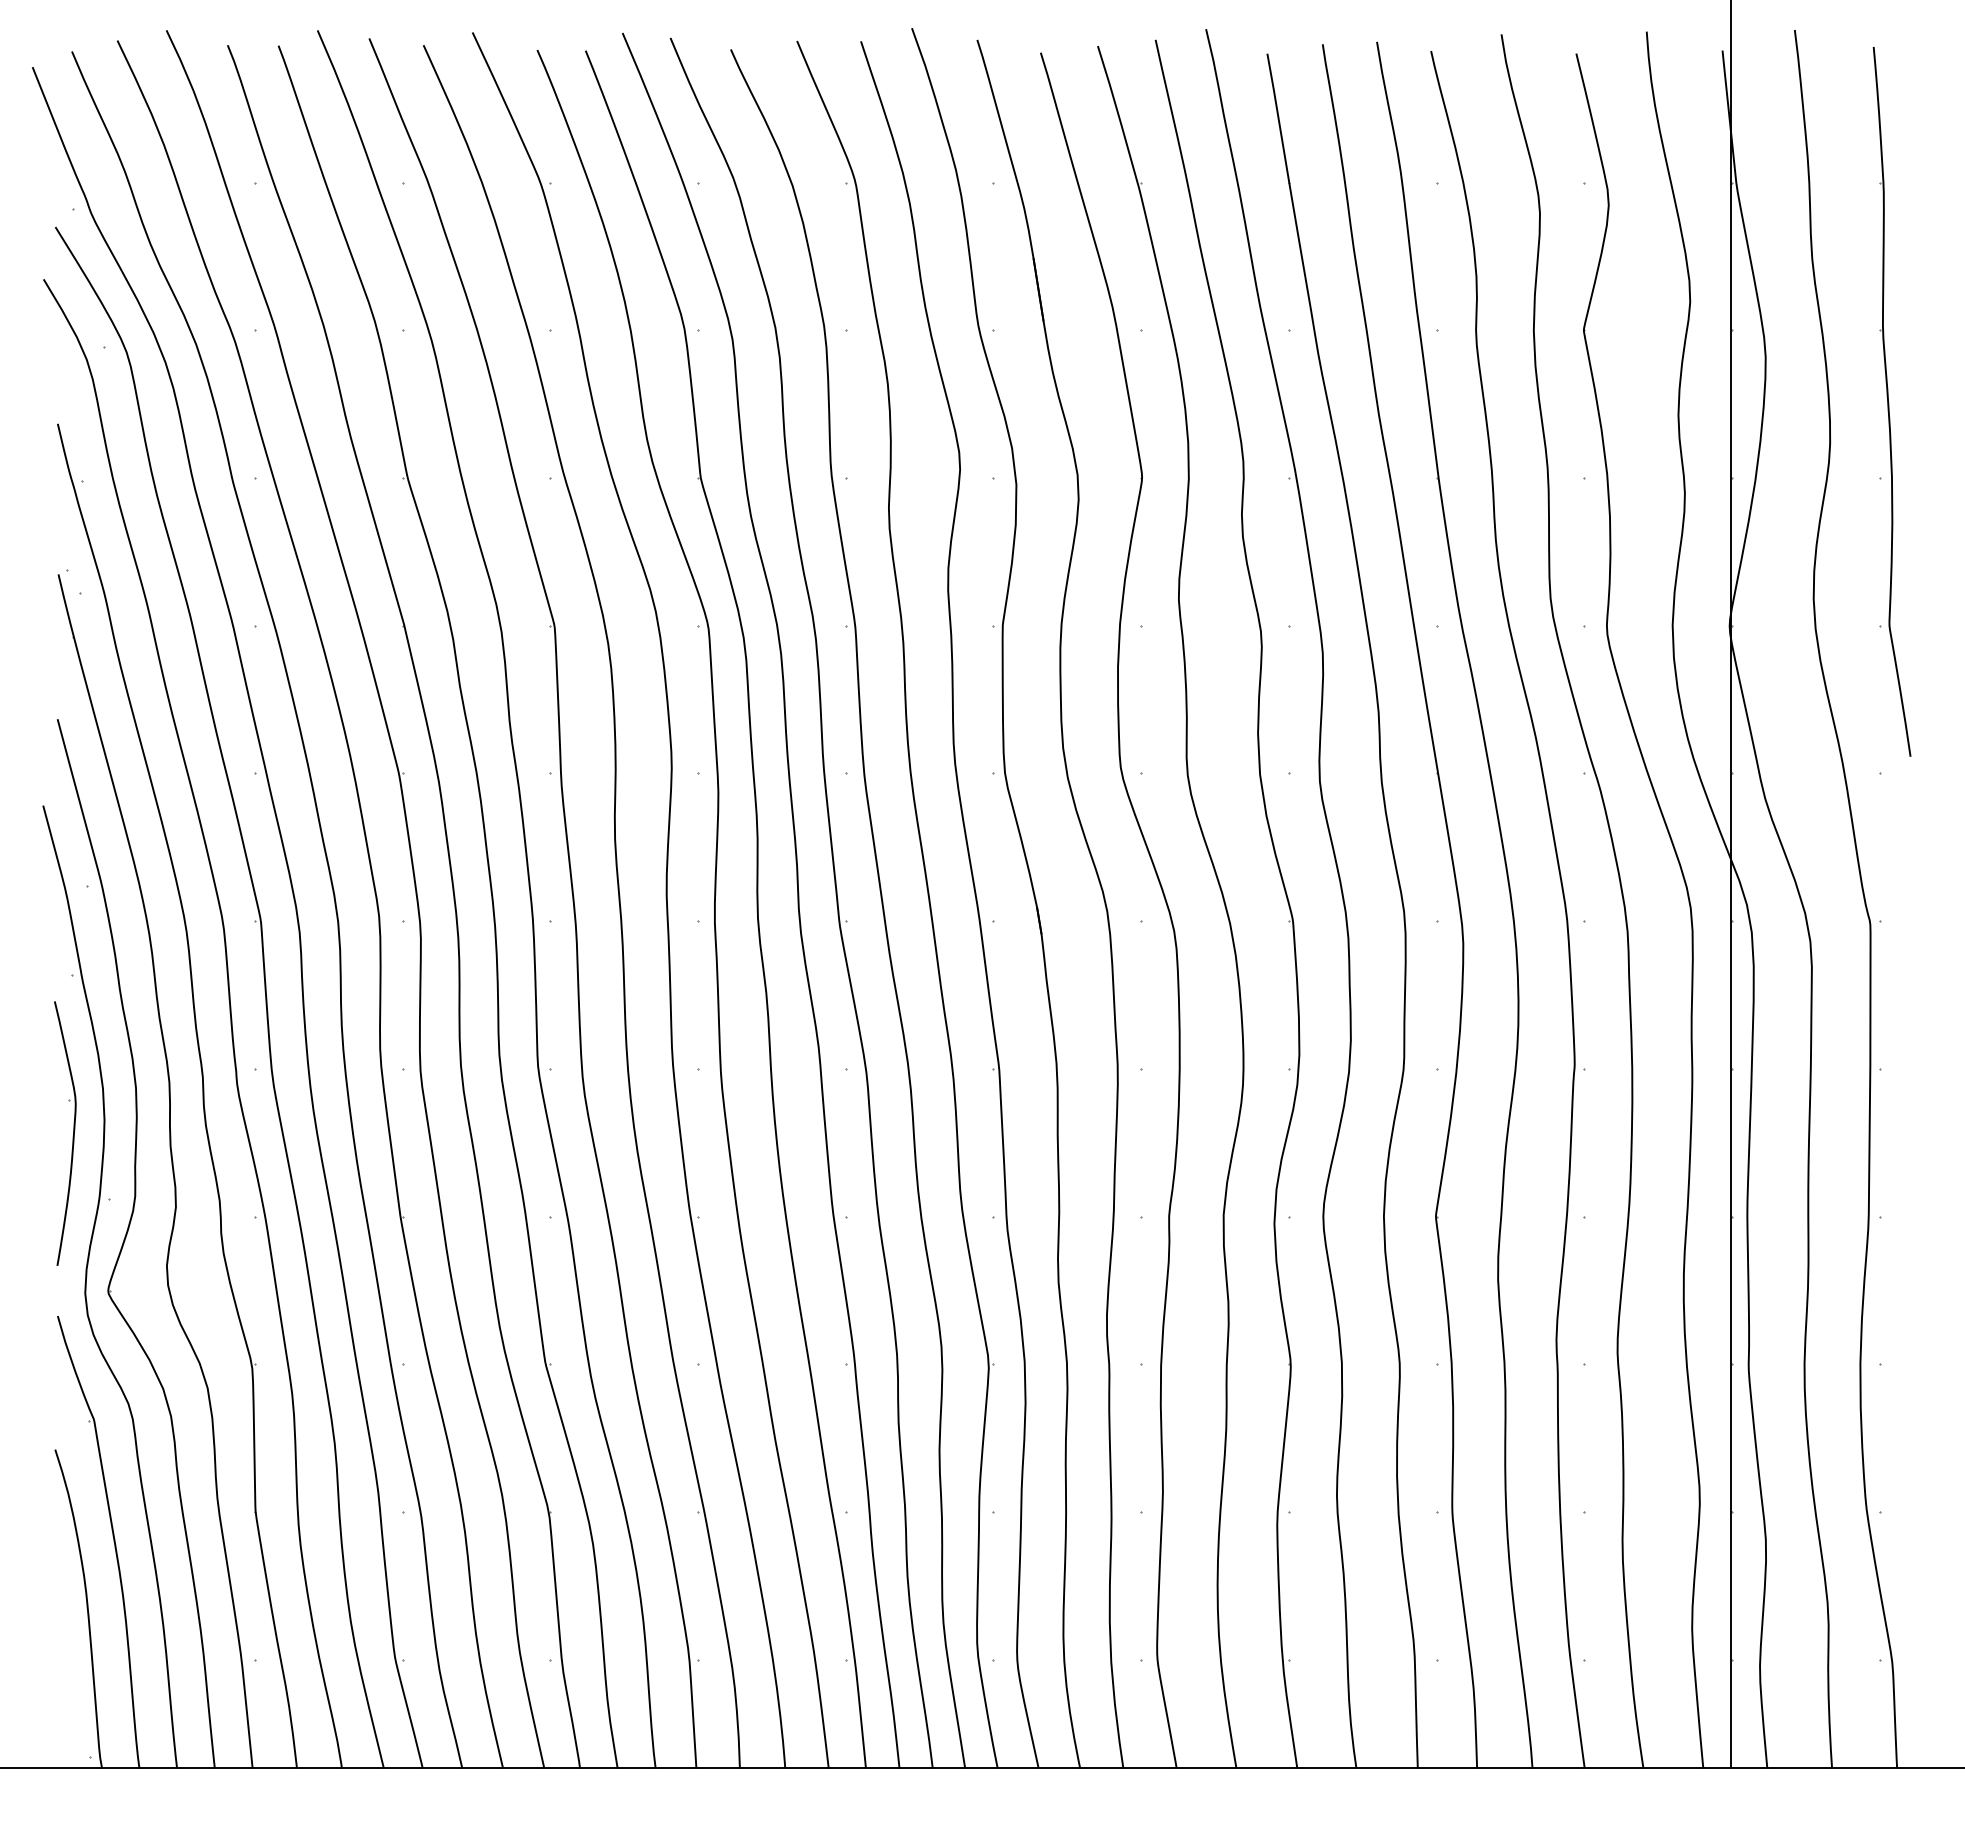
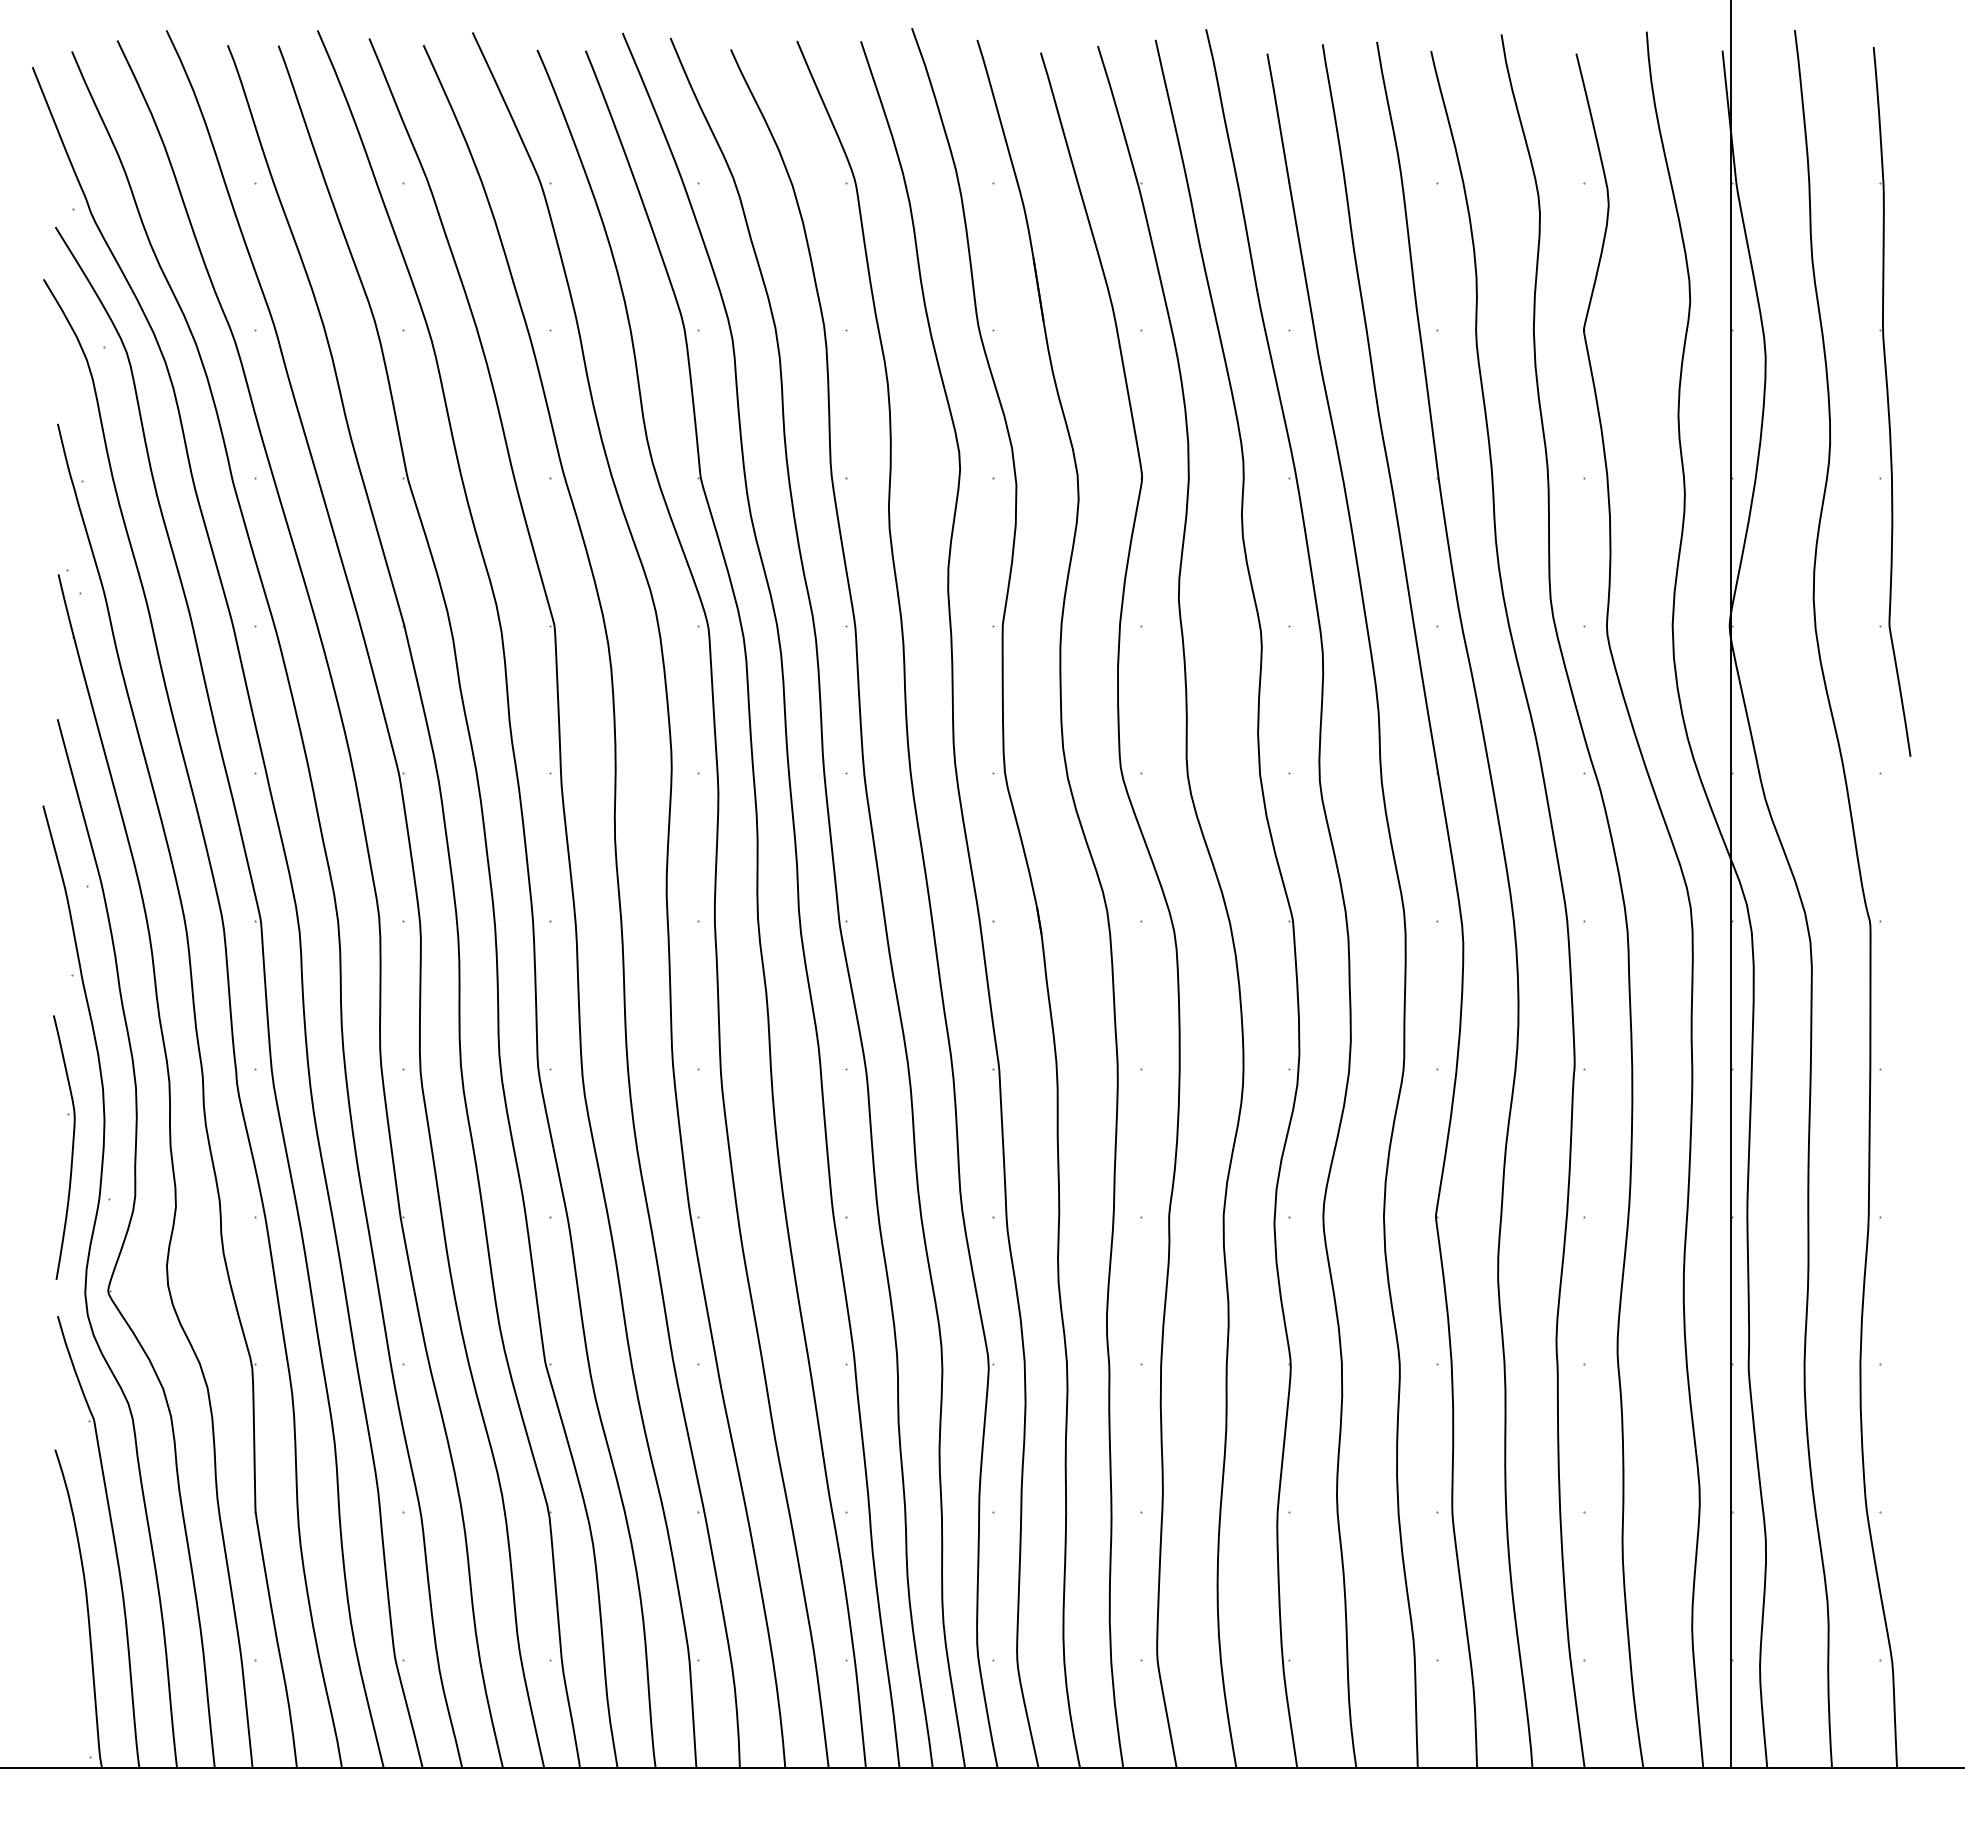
part position: (72, 1136) -> (71, 1150) (71, 1150)
